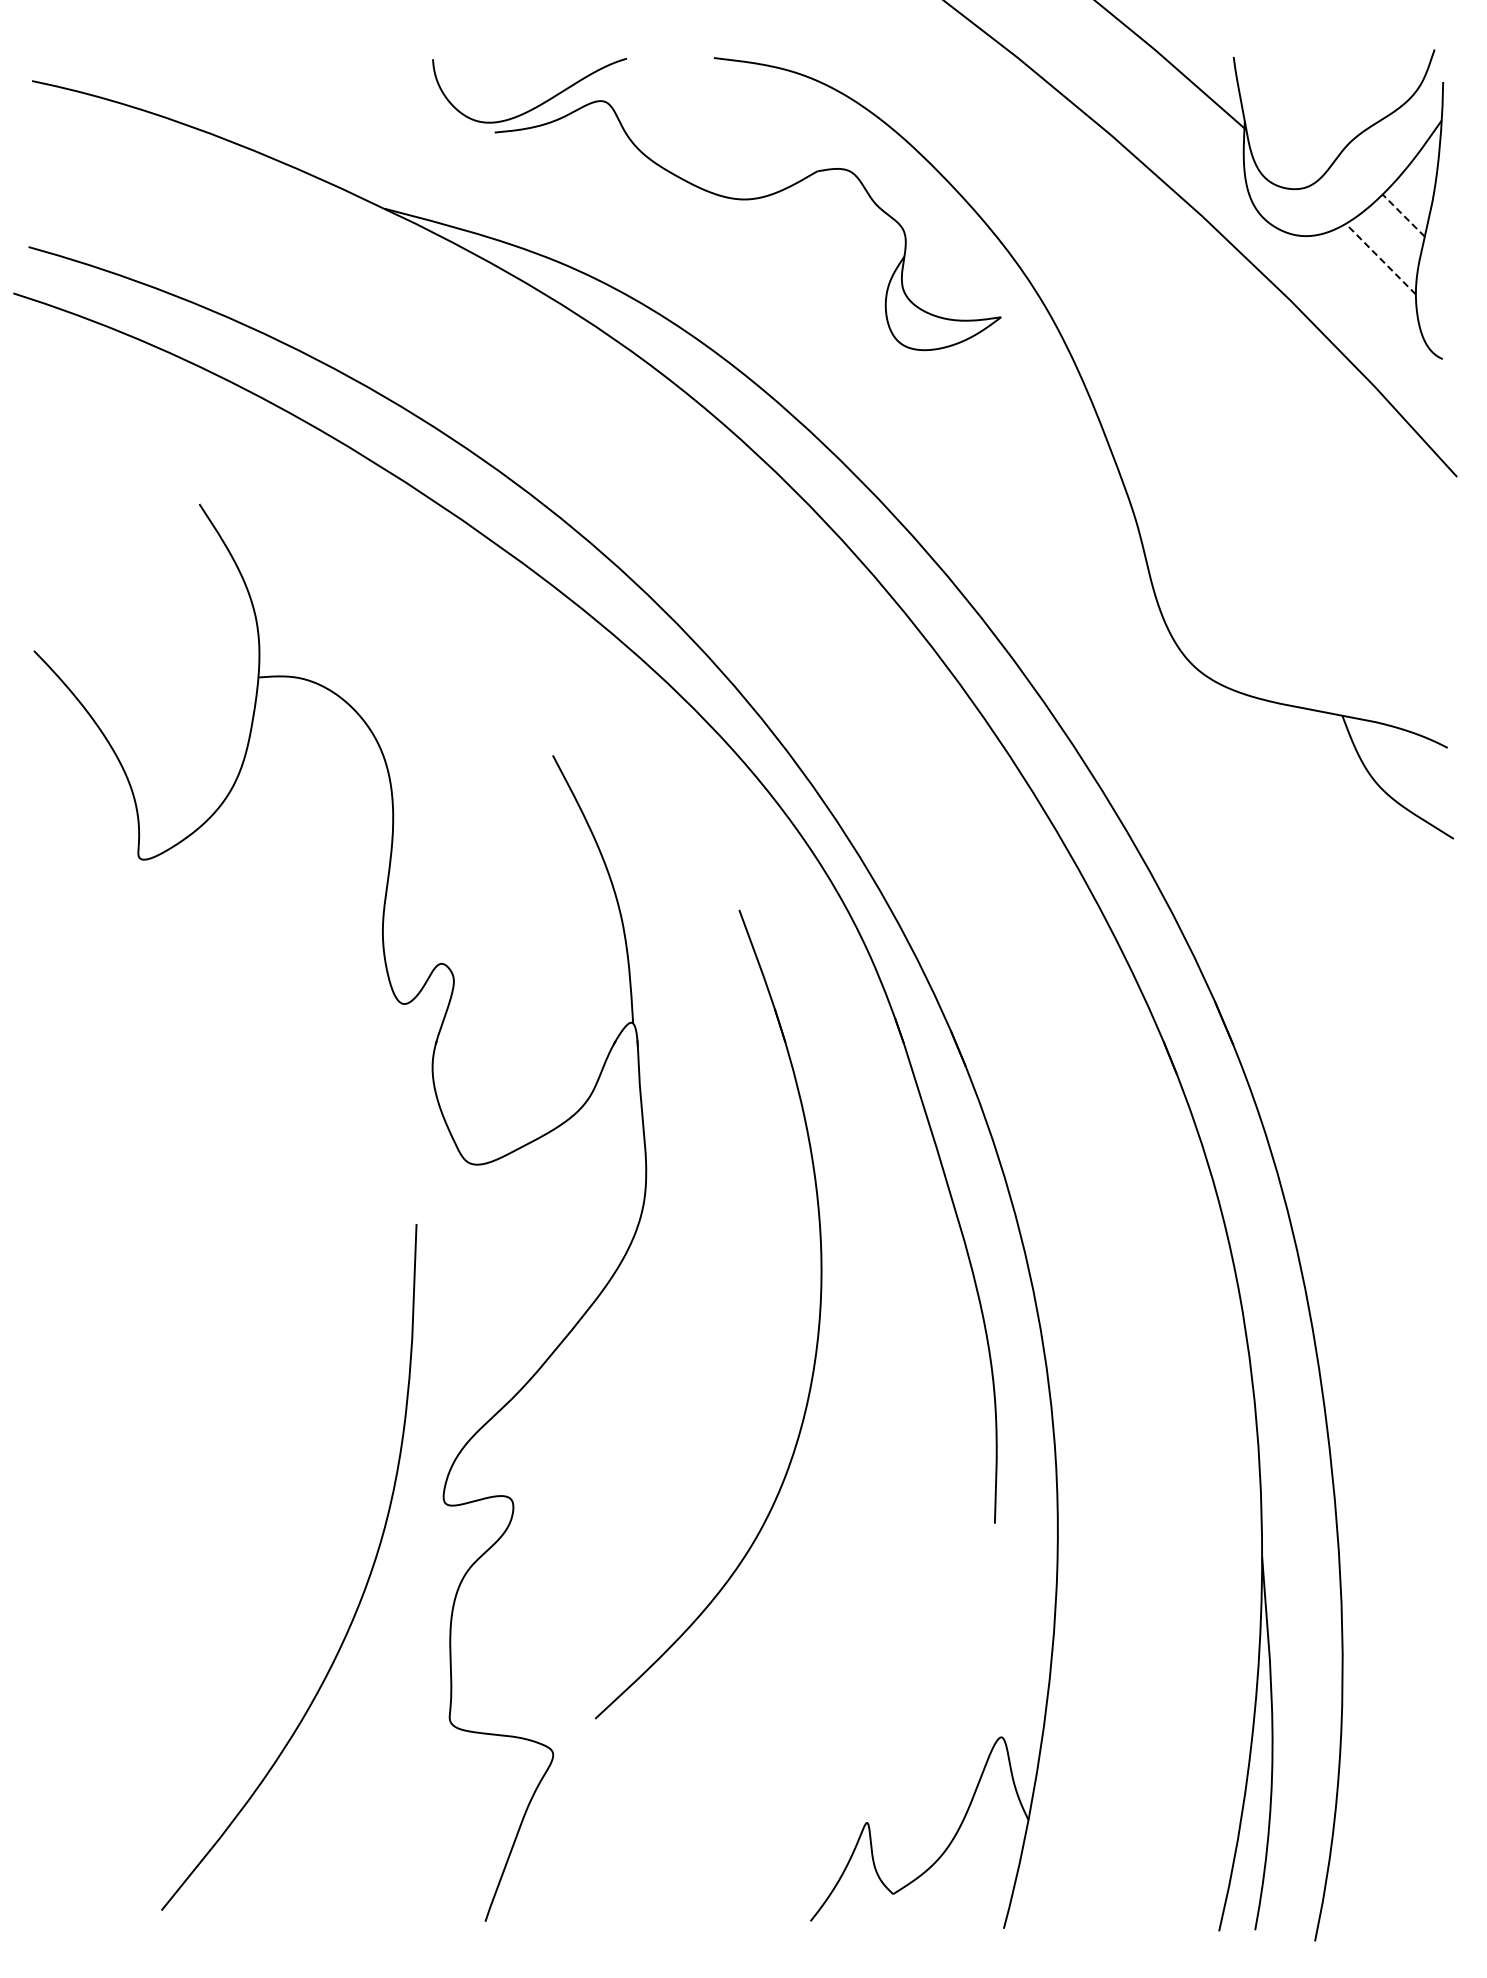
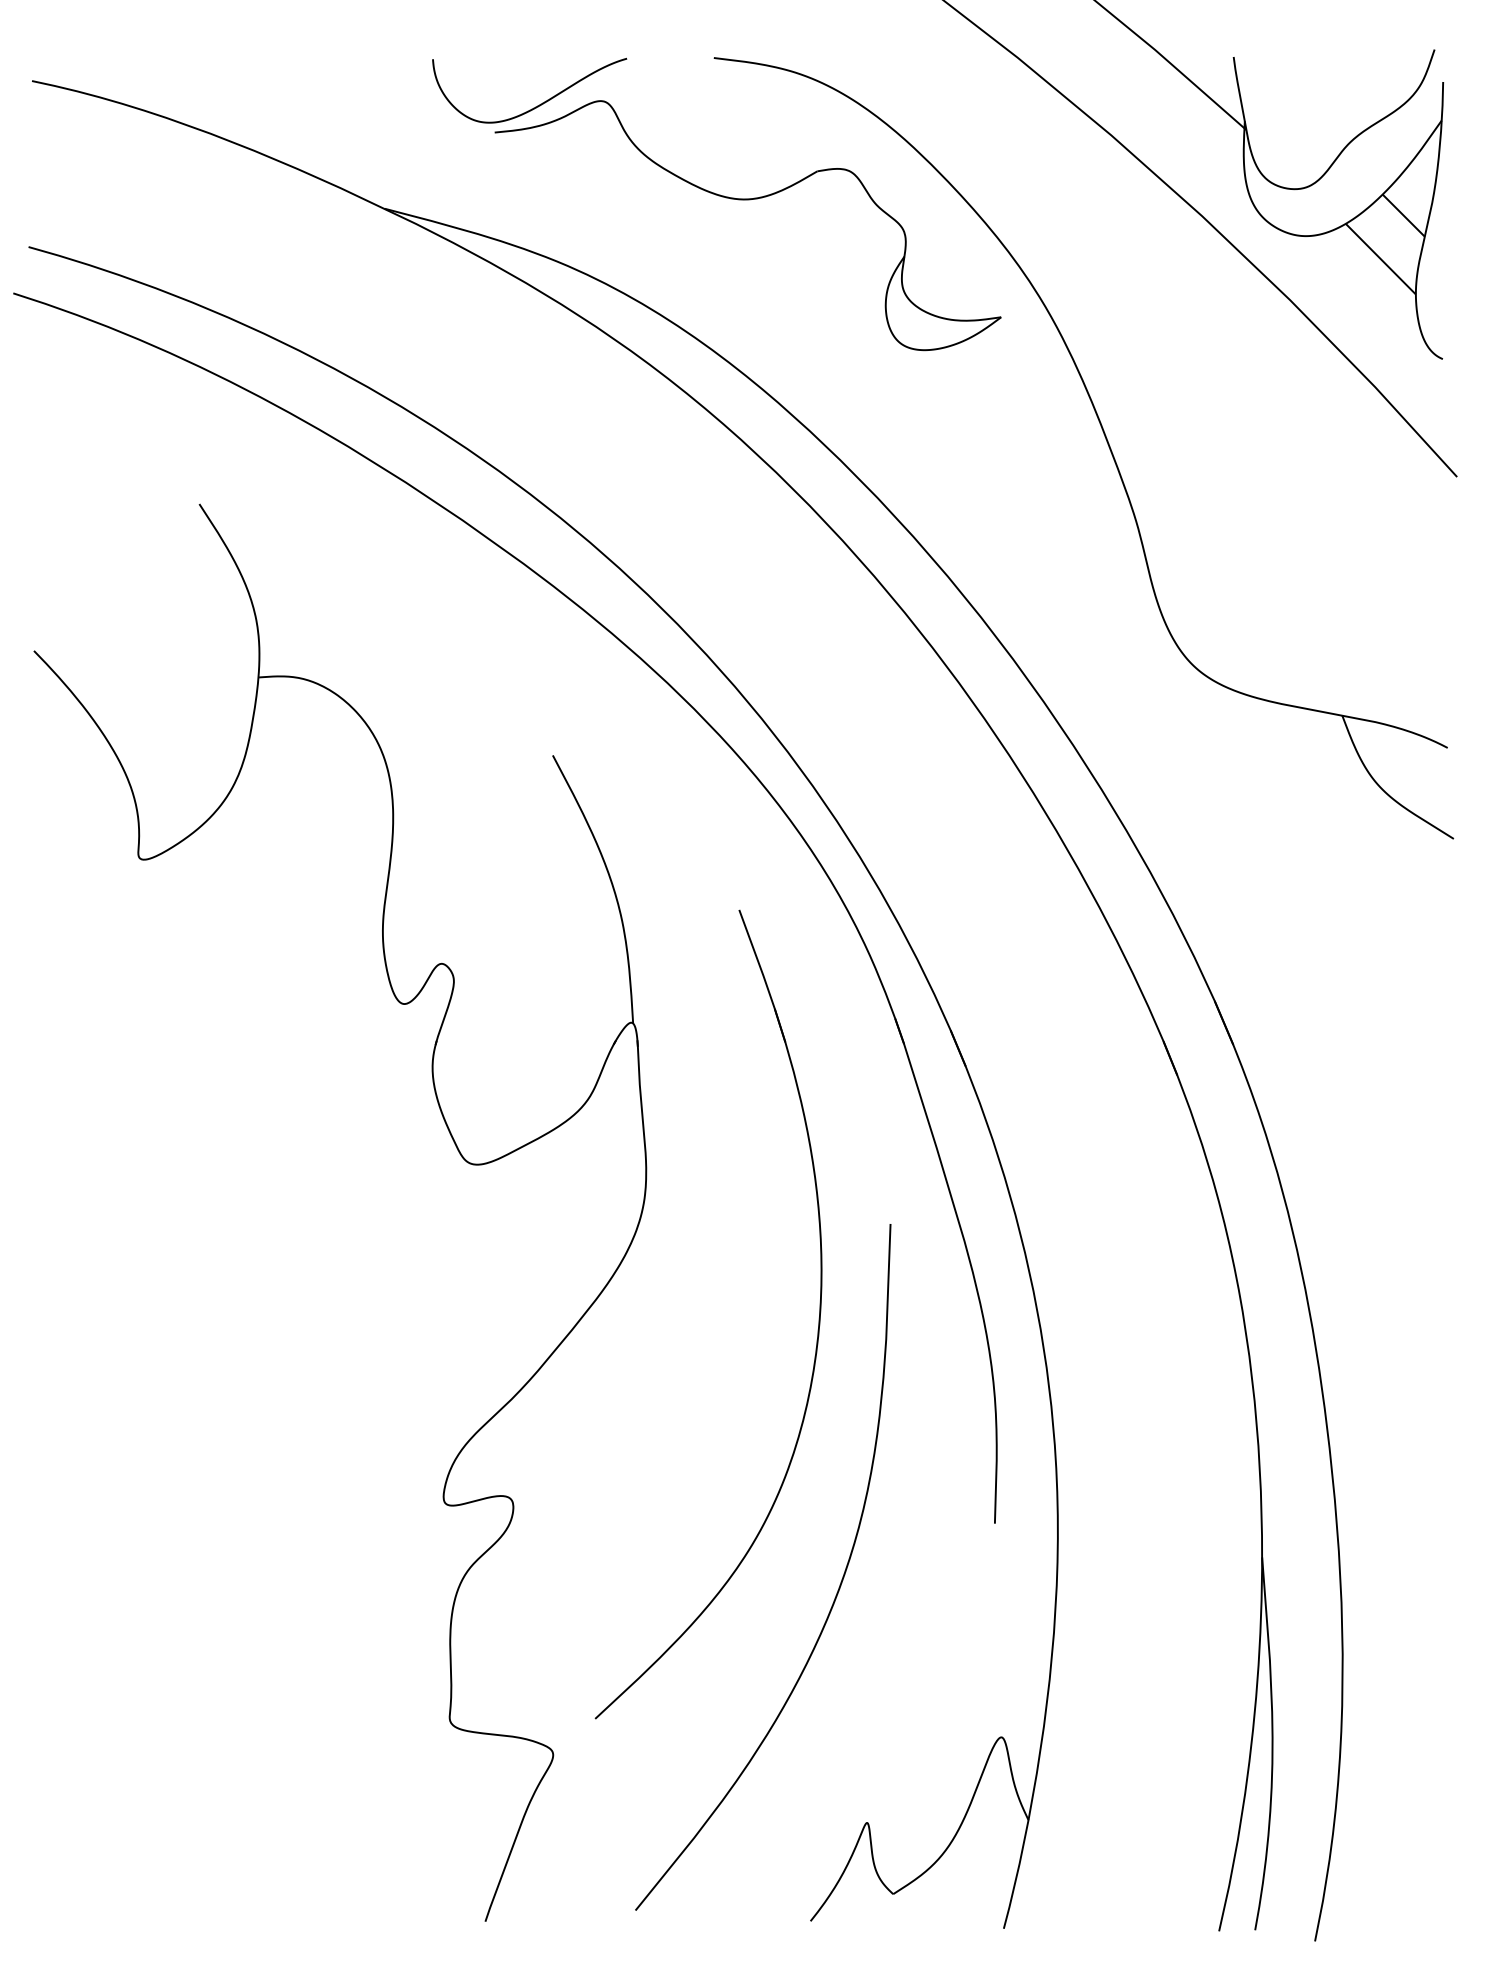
line: dashed -> solid (1403, 215)
line: dashed -> solid (1380, 259)
curve position: (362, 1592) -> (836, 1592) (836, 1592)
